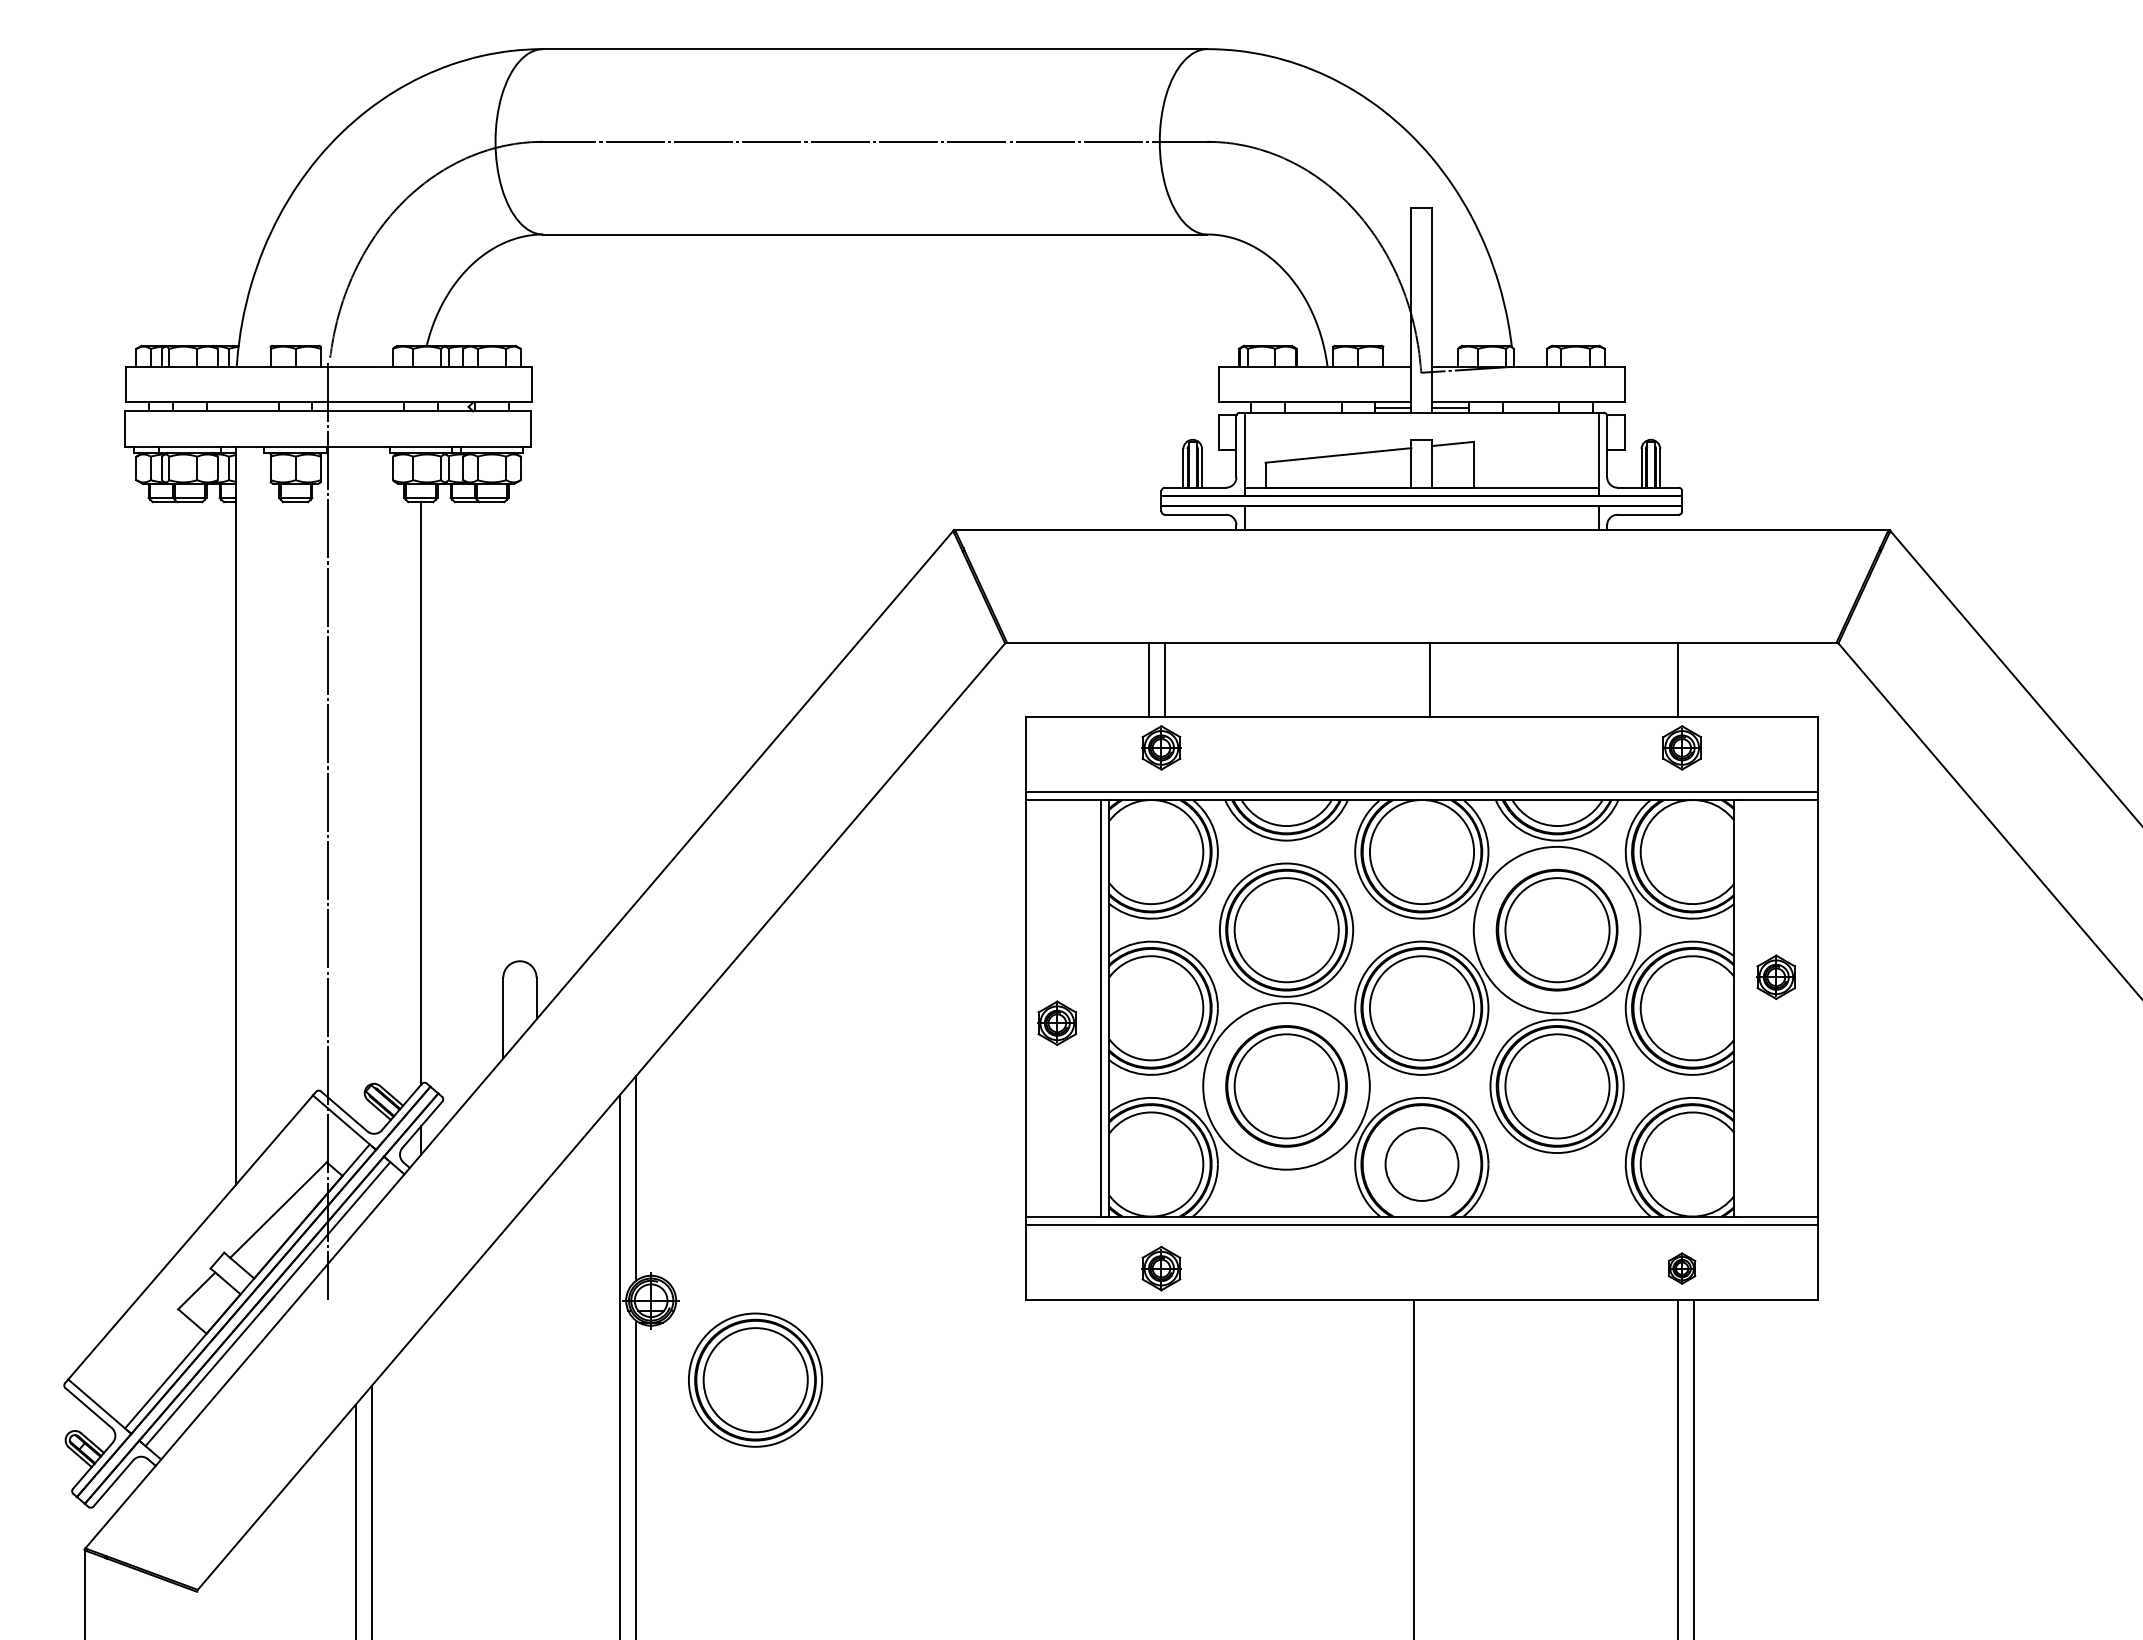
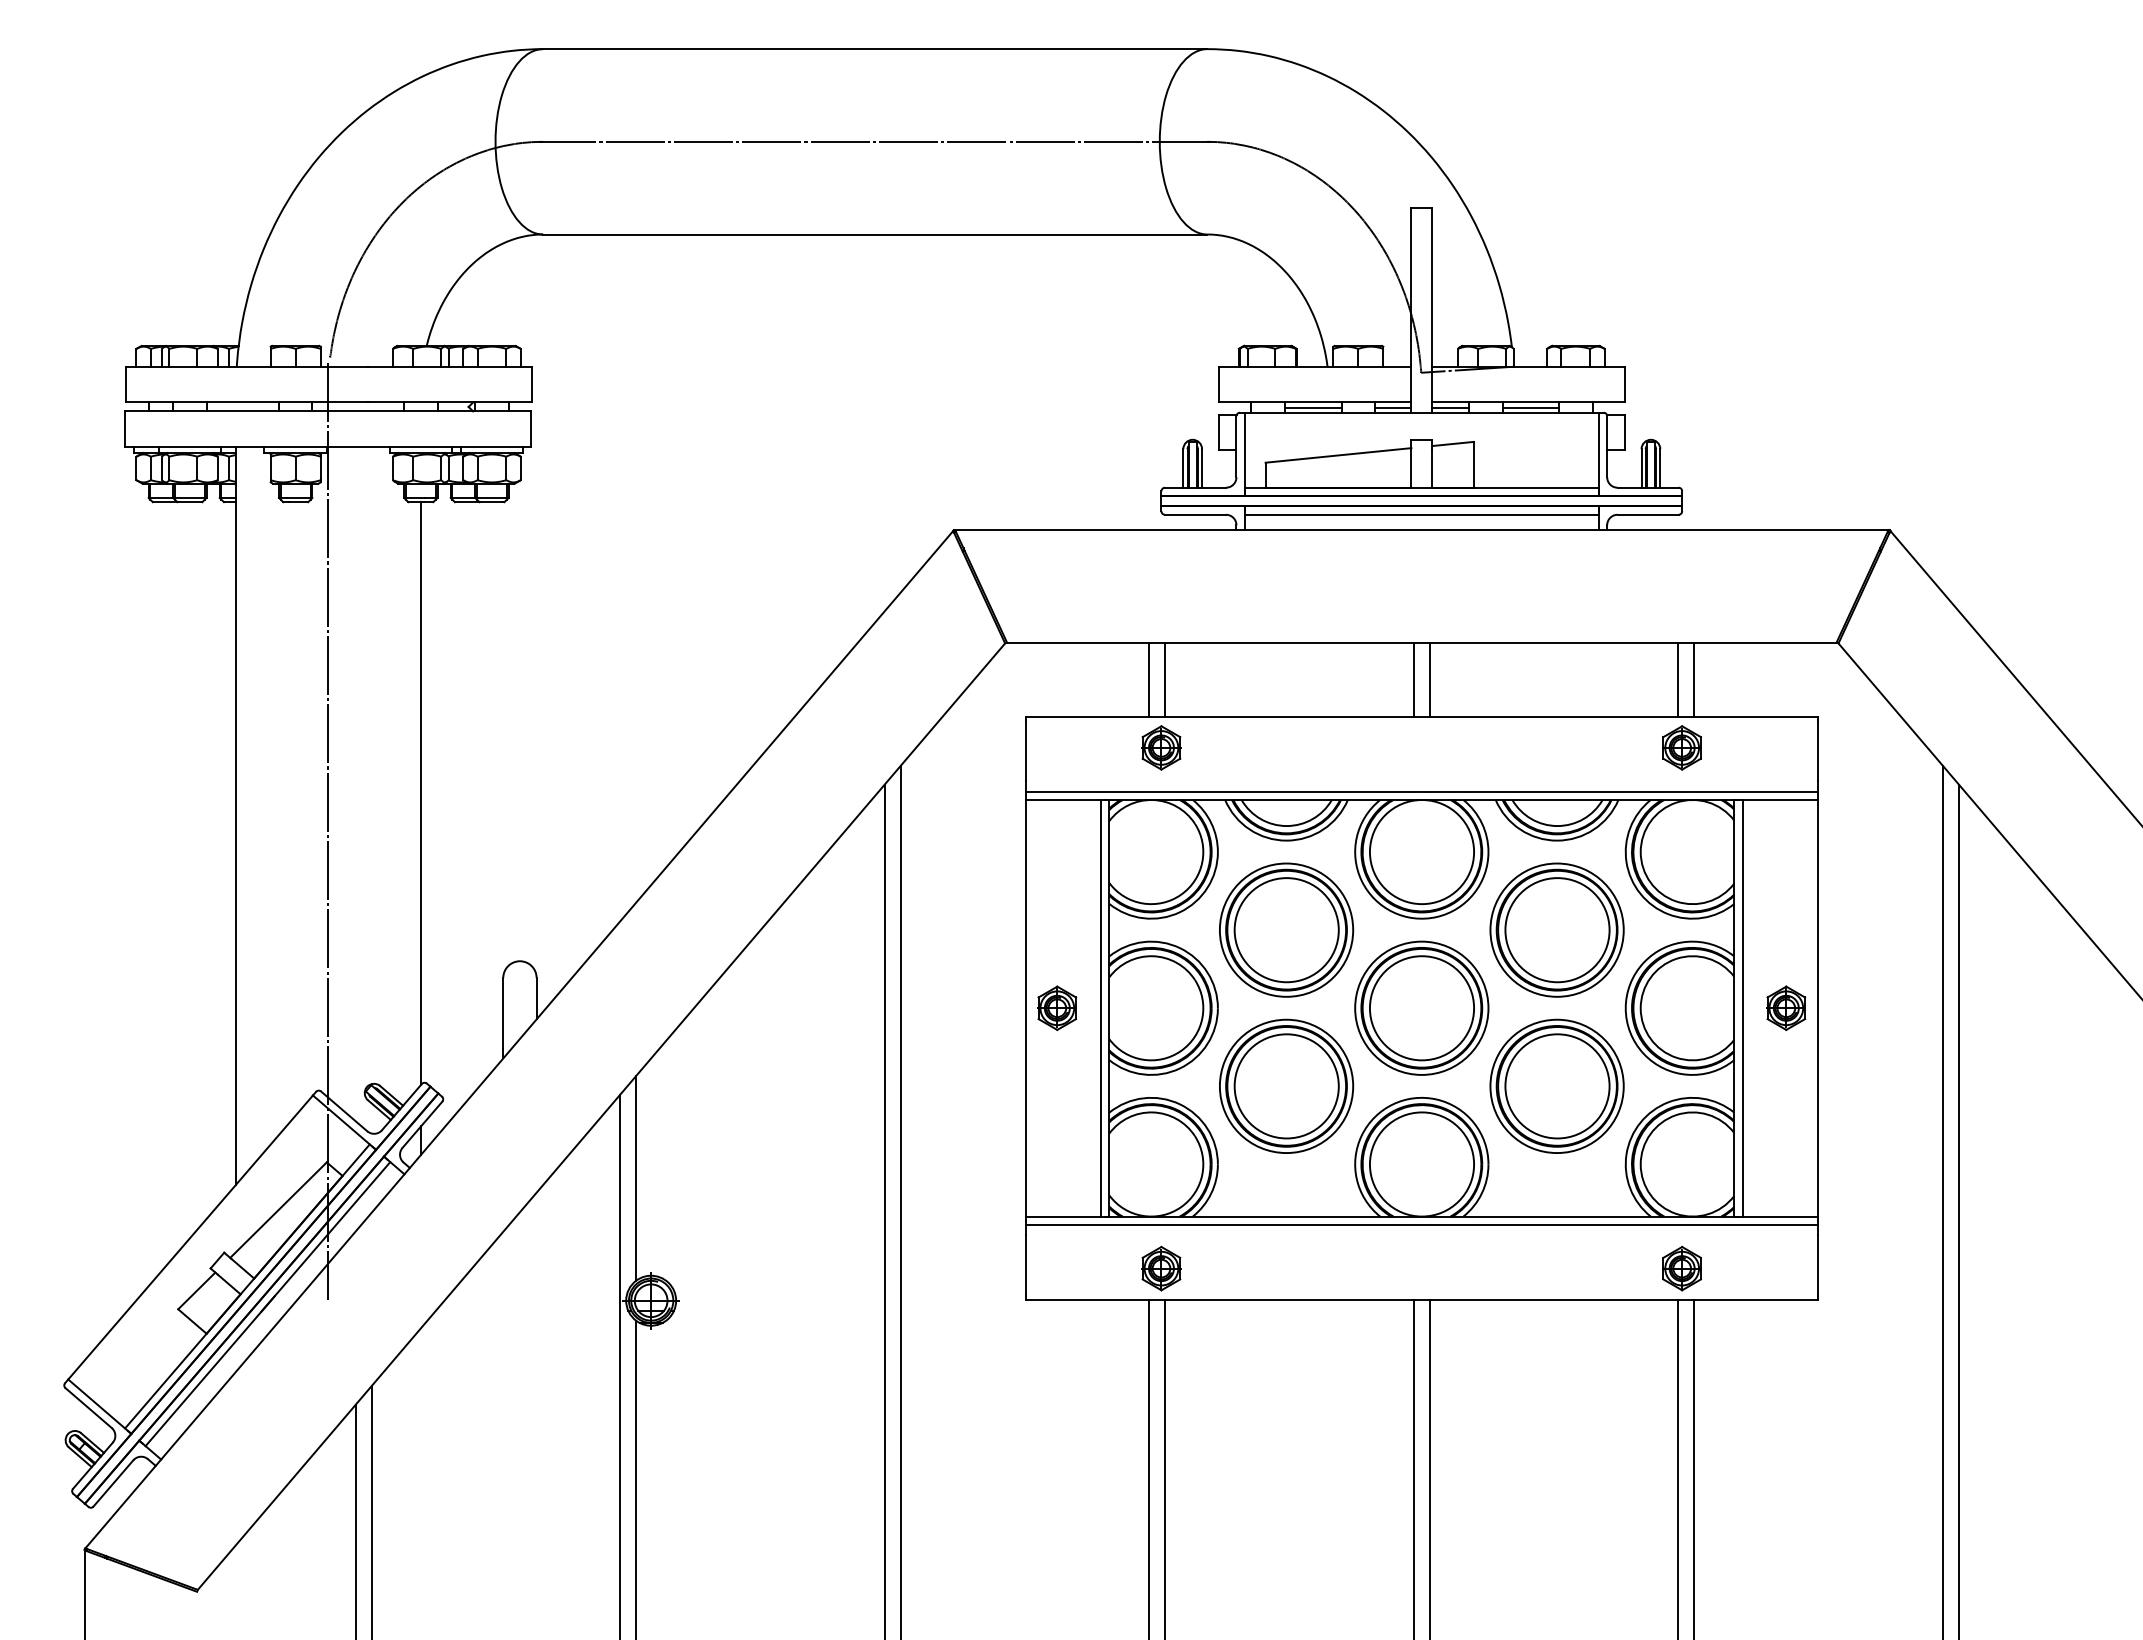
line: none -> present (1312, 408)
line: none -> present (1530, 408)
line: none -> present (1421, 514)
line: none -> present (1413, 679)
line: none -> present (1694, 679)
circle diameter: 167 px -> 133 px (1556, 929)
part position: (1776, 977) -> (1786, 1008) (1786, 1008)
line: none -> present (1742, 1008)
part position: (1057, 1023) -> (1057, 1008) (1057, 1008)
circle diameter: 167 px -> 133 px (1286, 1086)
circle diameter: 73 px -> 104 px (1421, 1164)
line: none -> present (900, 1200)
line: none -> present (1942, 1200)
line: none -> present (884, 1210)
line: none -> present (1958, 1210)
part size: 29x33 px -> 40x47 px (1681, 1268)
part: present -> none (755, 1379)
line: none -> present (1149, 1467)
line: none -> present (1165, 1467)
line: none -> present (1429, 1467)
